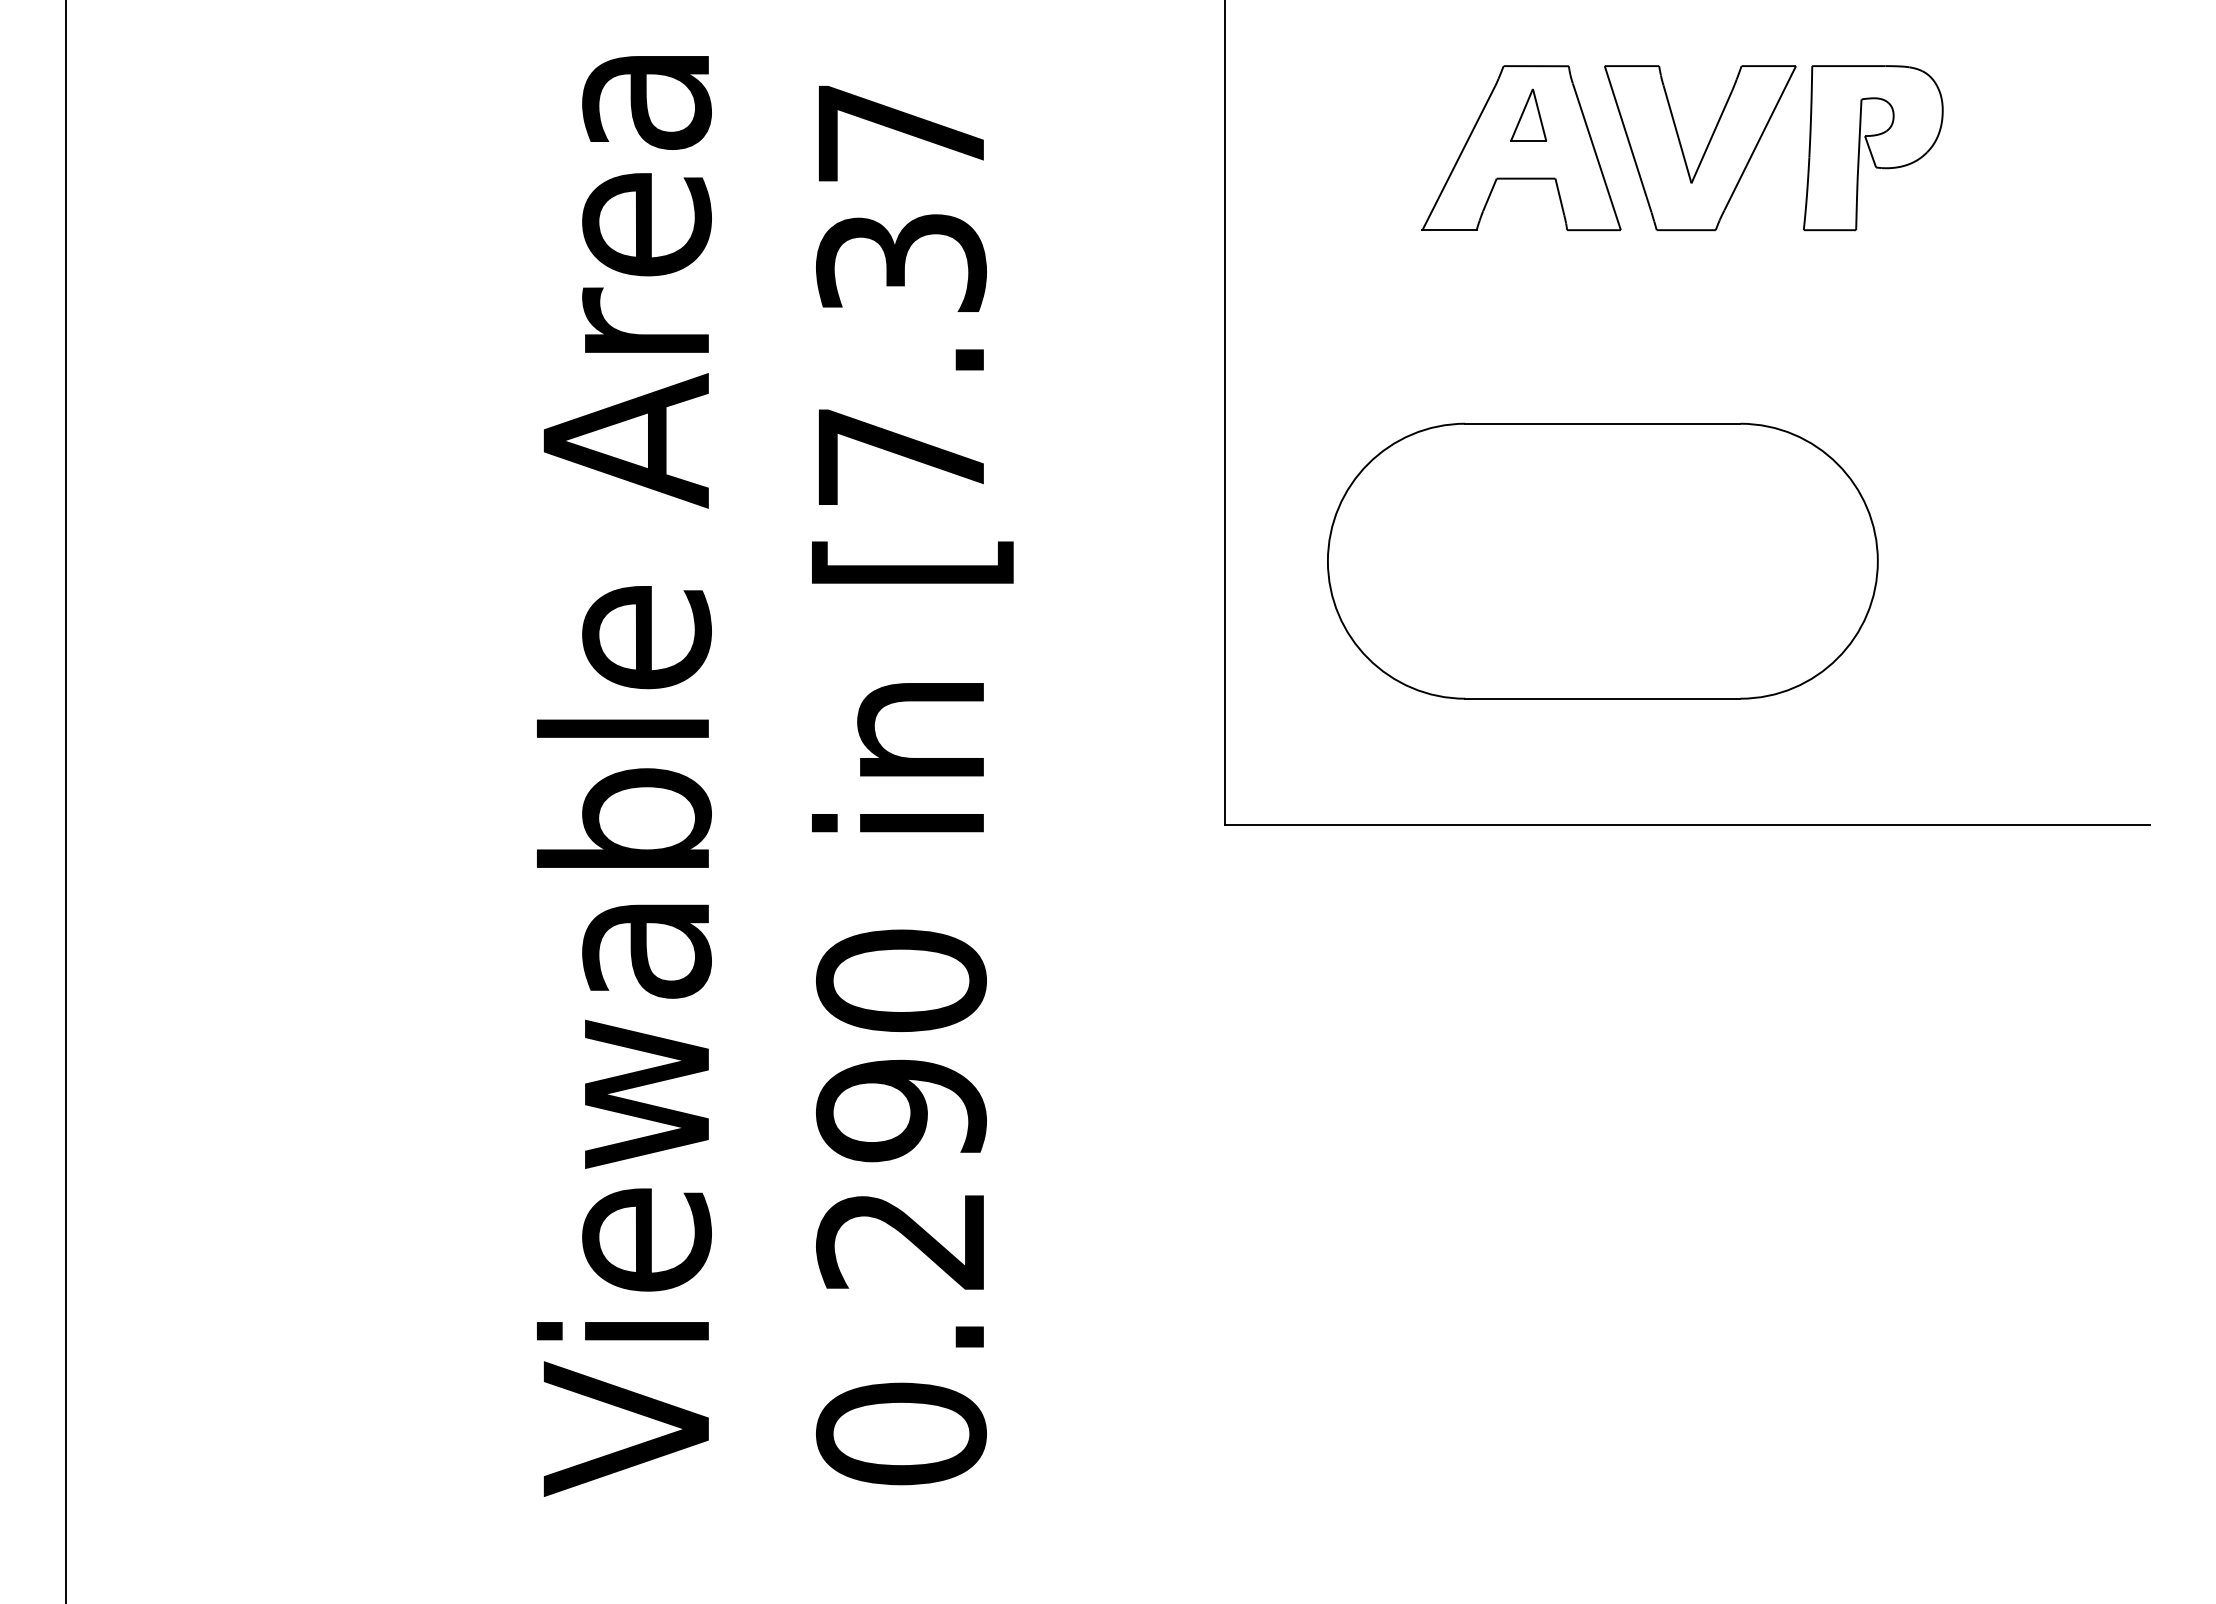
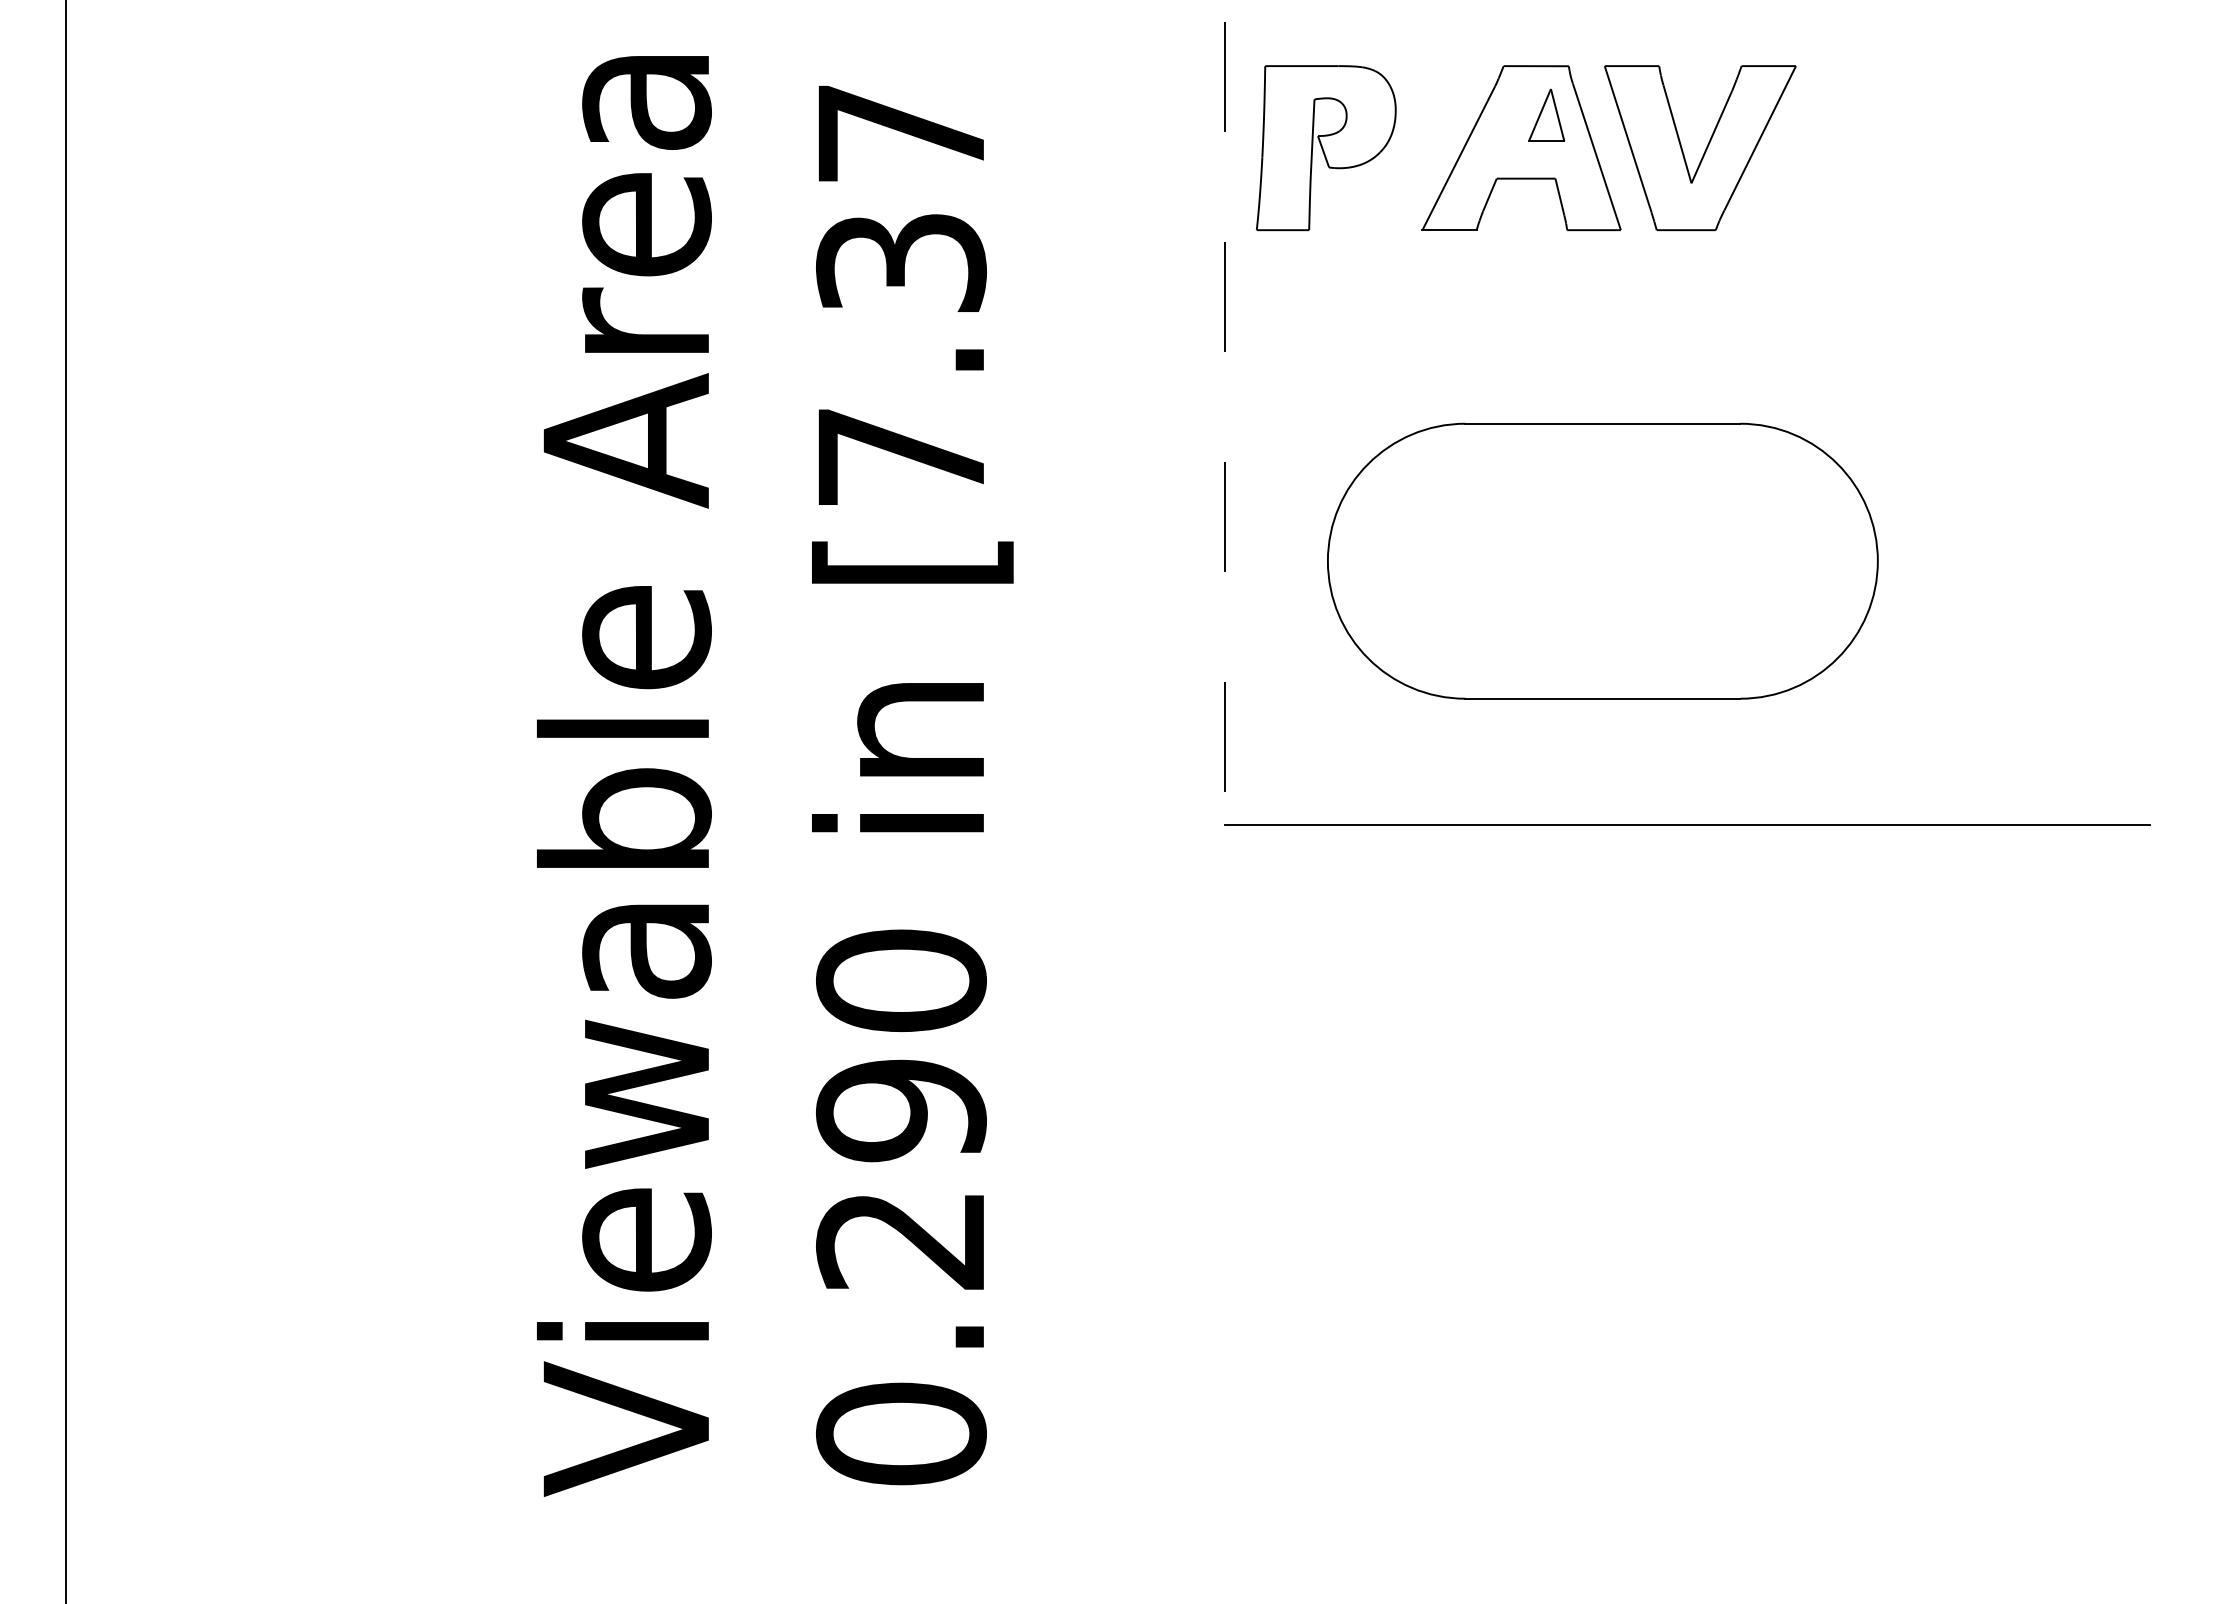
part position: (1528, 114) -> (1546, 114) (1546, 114)
part position: (1873, 148) -> (1326, 148) (1326, 148)
line: solid -> dashed (1224, 413)
